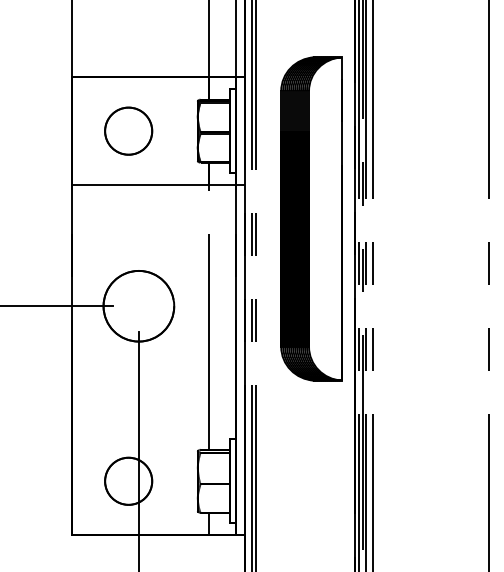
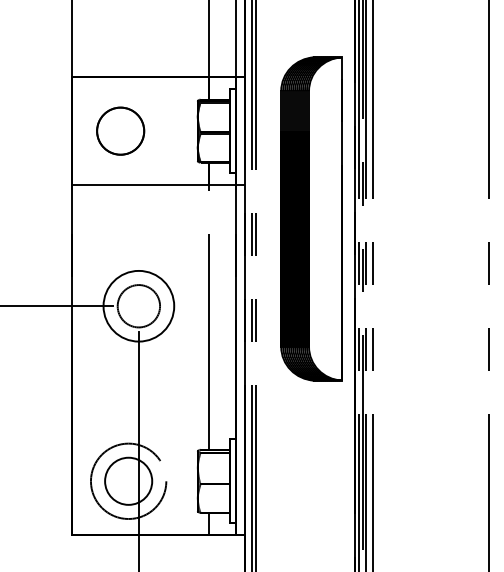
circle position: (128, 130) -> (120, 130) (120, 130)
circle diameter: 71 px -> 42 px (138, 306)
circle diameter: 47 px -> 75 px (128, 481)
